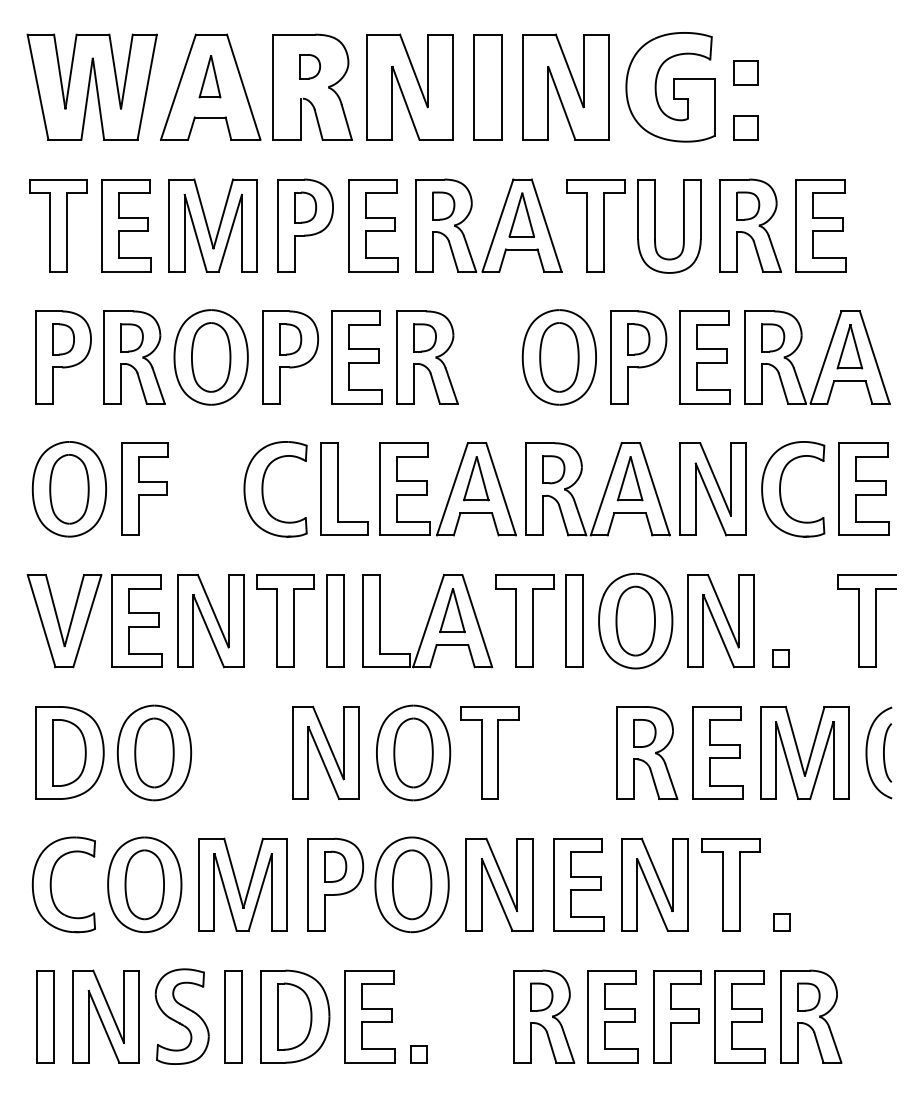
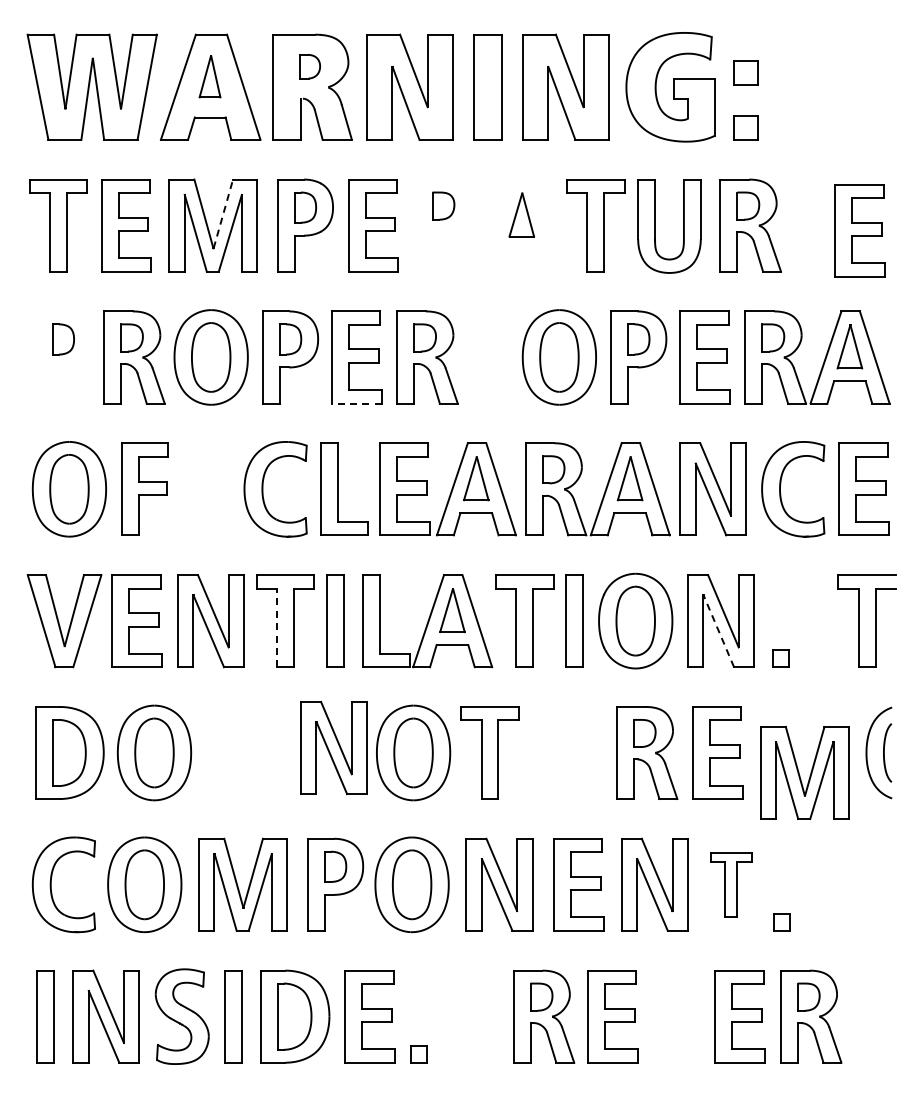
line: solid -> dashed (223, 213)
part position: (820, 225) -> (859, 230) (859, 230)
part: present -> none (496, 226)
part: present -> none (63, 357)
line: solid -> dashed (356, 403)
line: solid -> dashed (277, 627)
line: solid -> dashed (718, 631)
part position: (325, 752) -> (333, 747) (333, 747)
part position: (804, 752) -> (804, 772) (804, 772)
part size: 60x94 px -> 43x66 px (731, 884)
part: present -> none (677, 1016)
